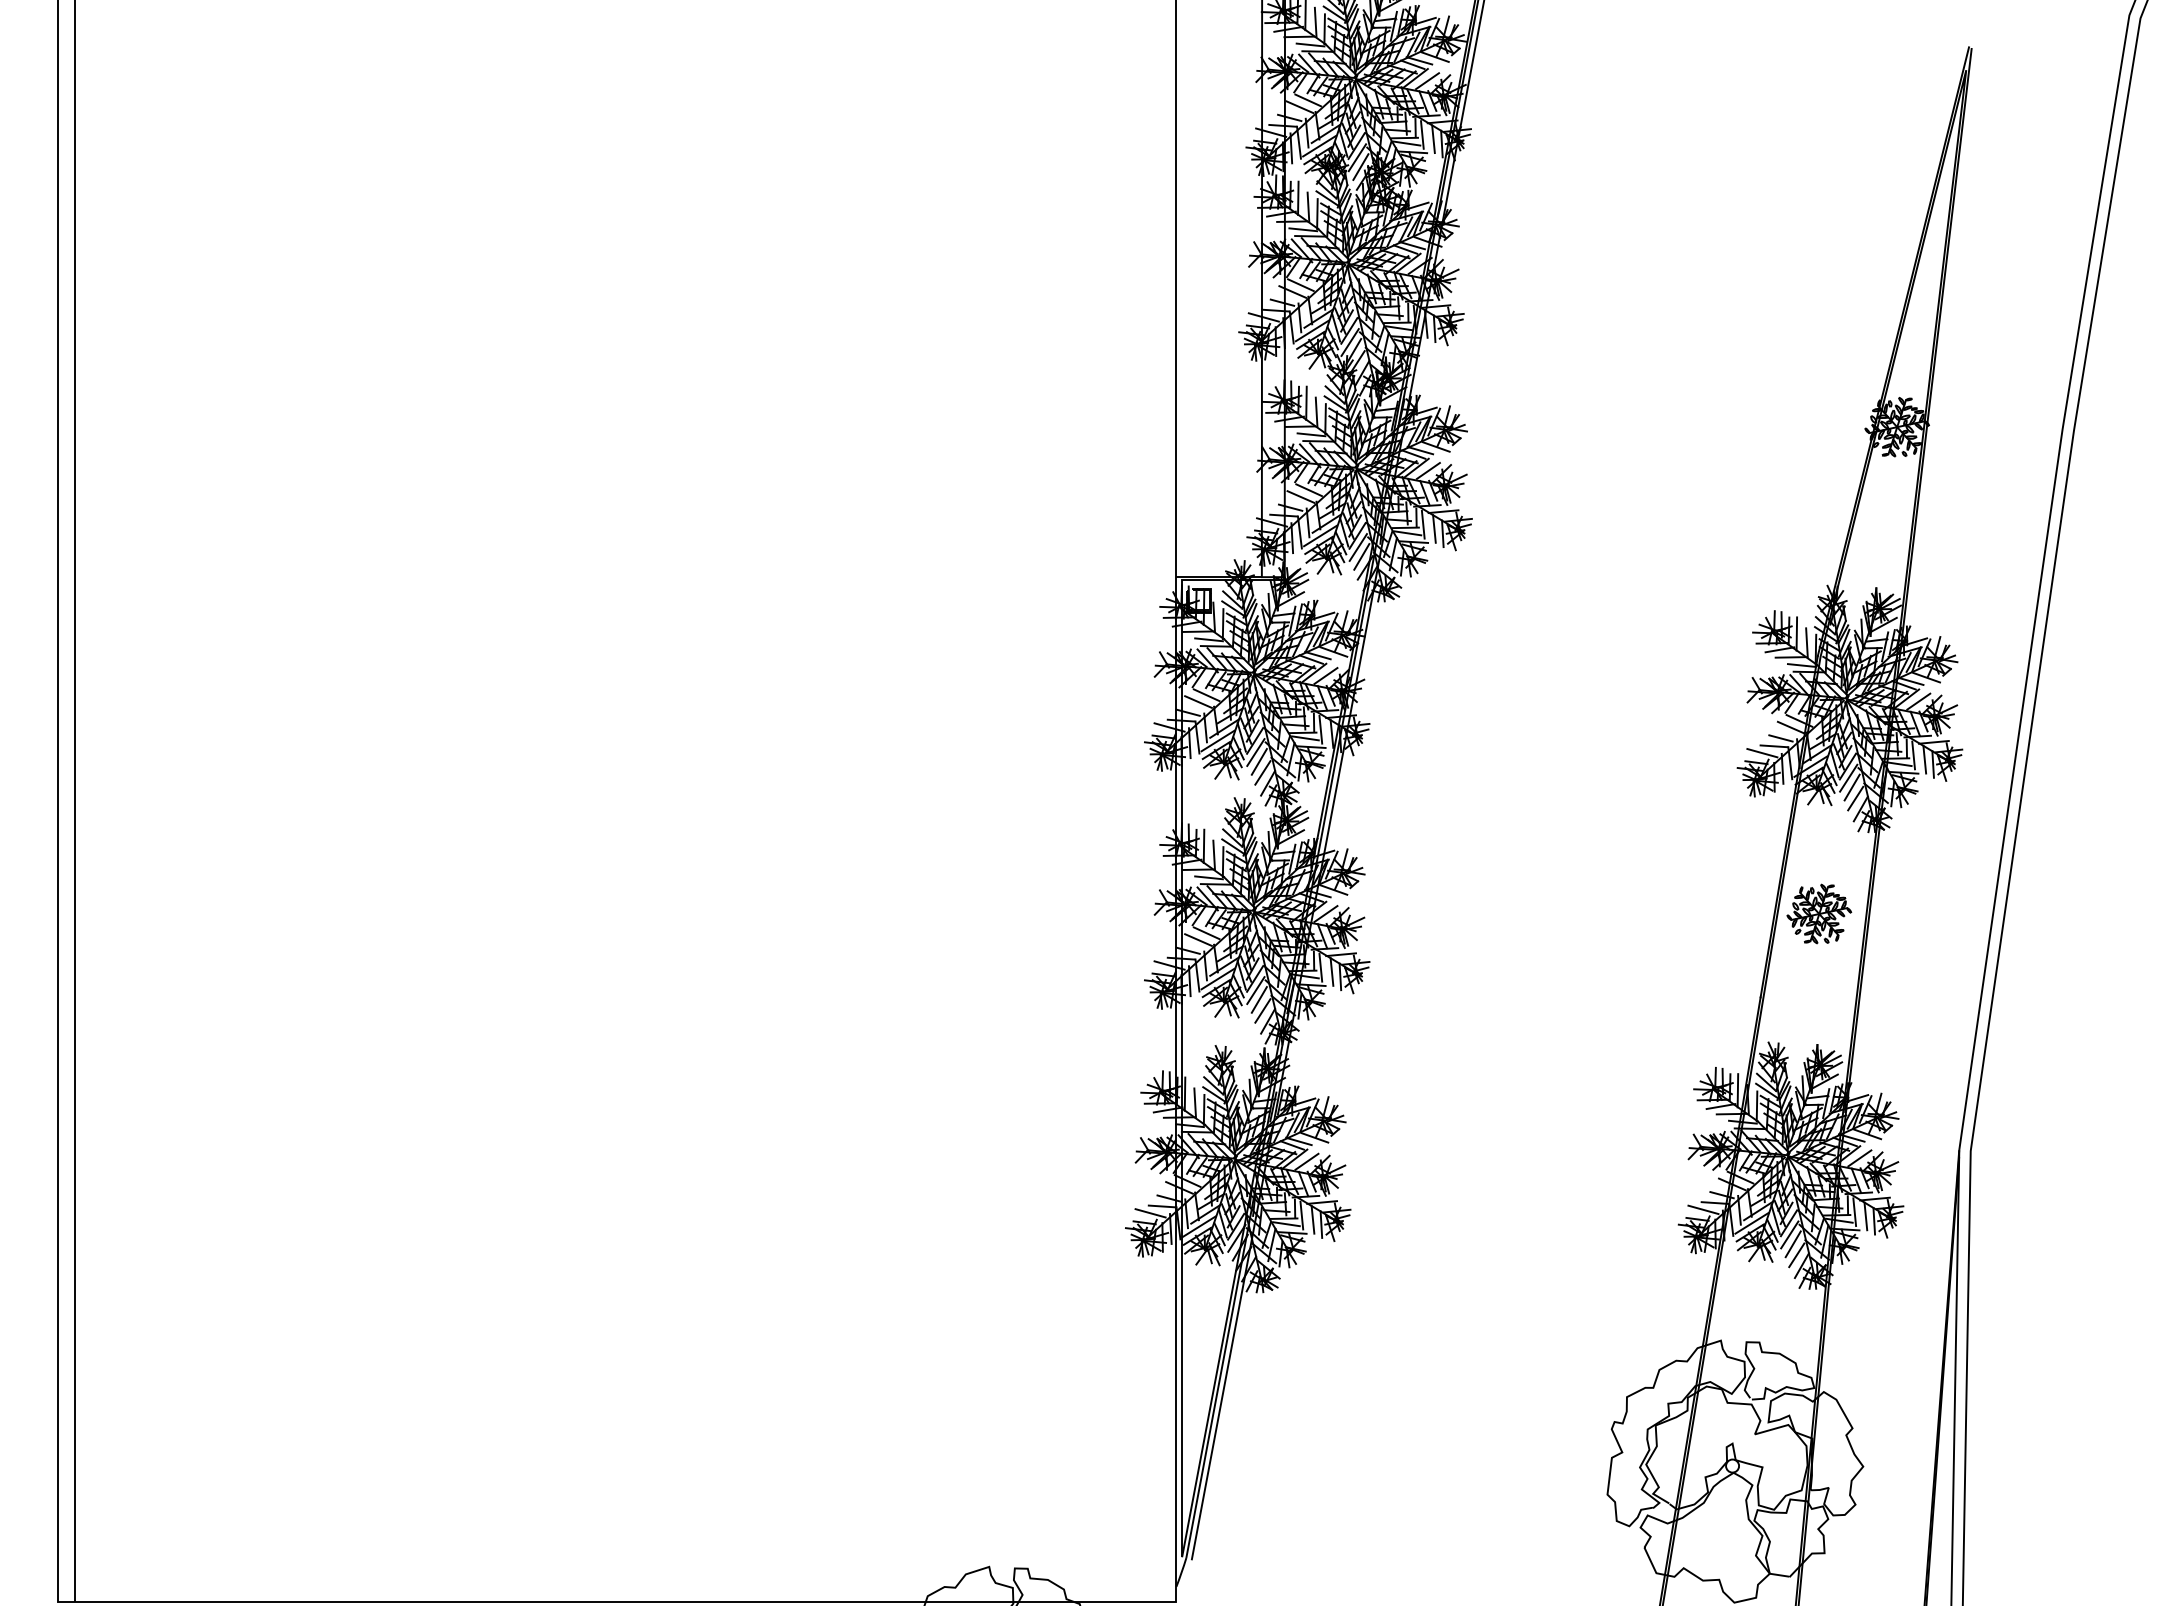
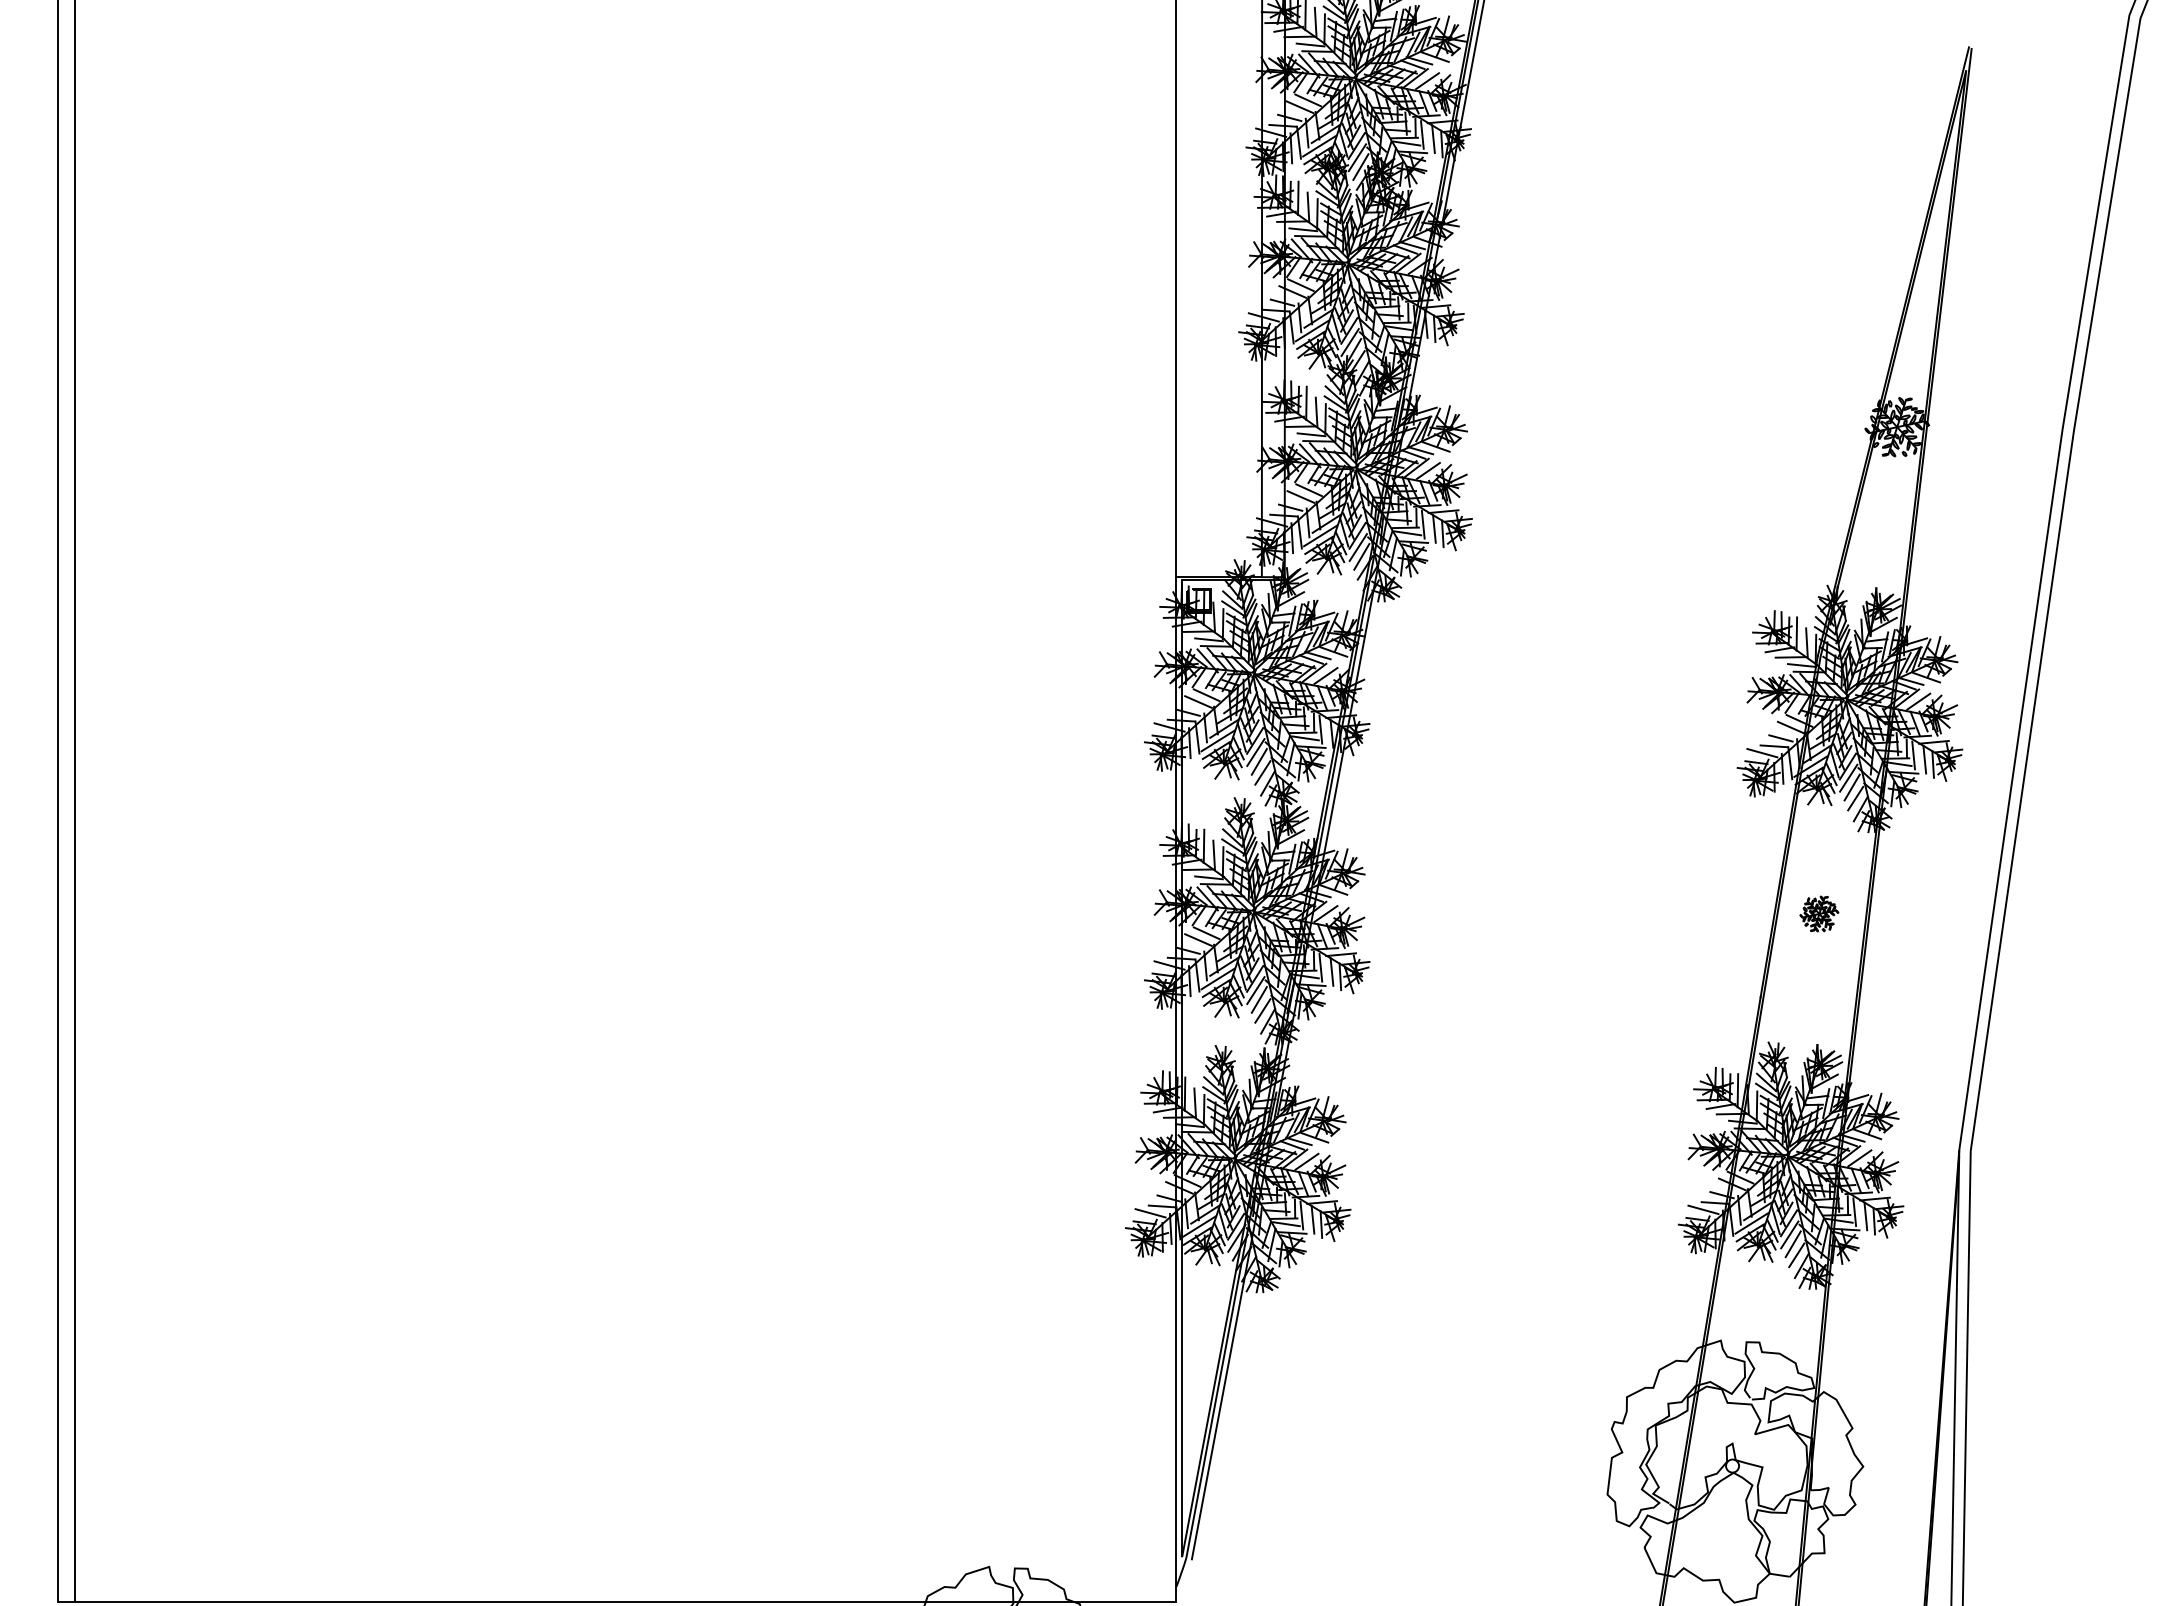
part size: 67x62 px -> 41x38 px (1819, 913)
